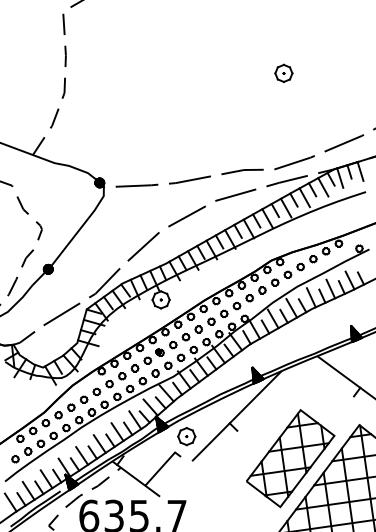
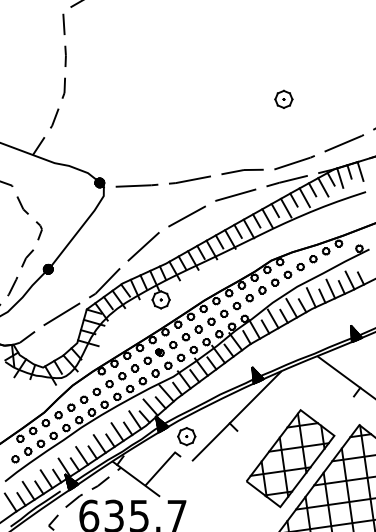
part position: (283, 72) -> (283, 98) (283, 98)
